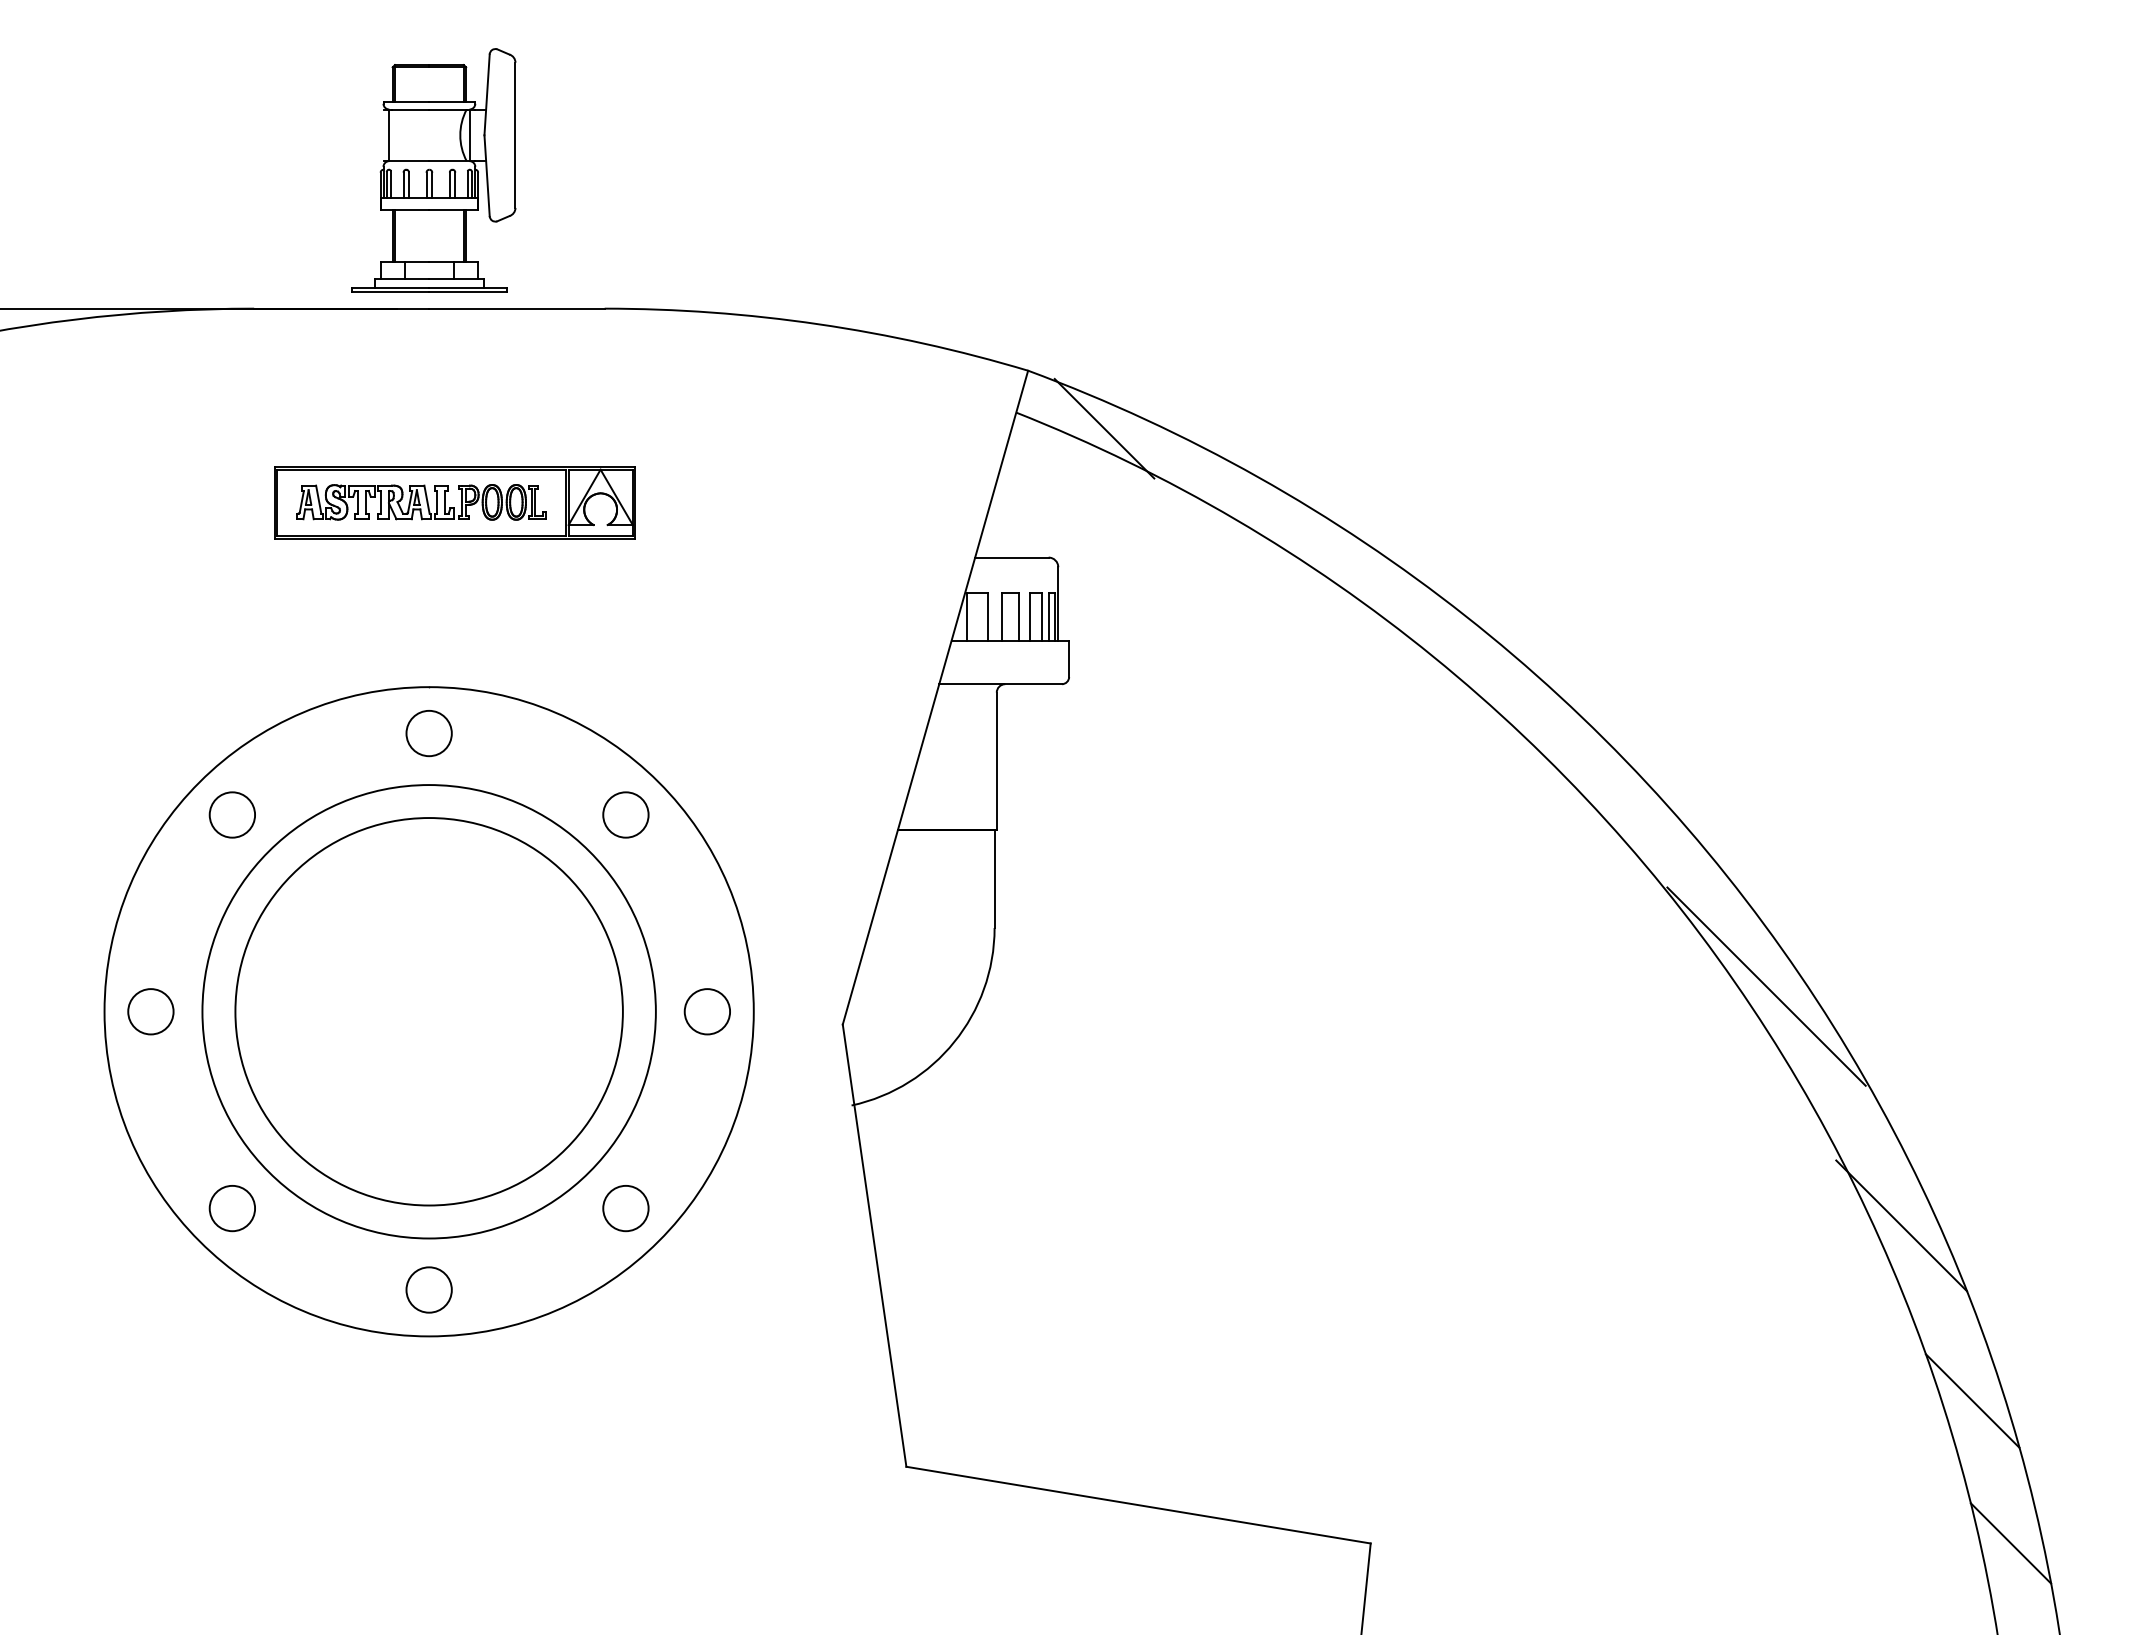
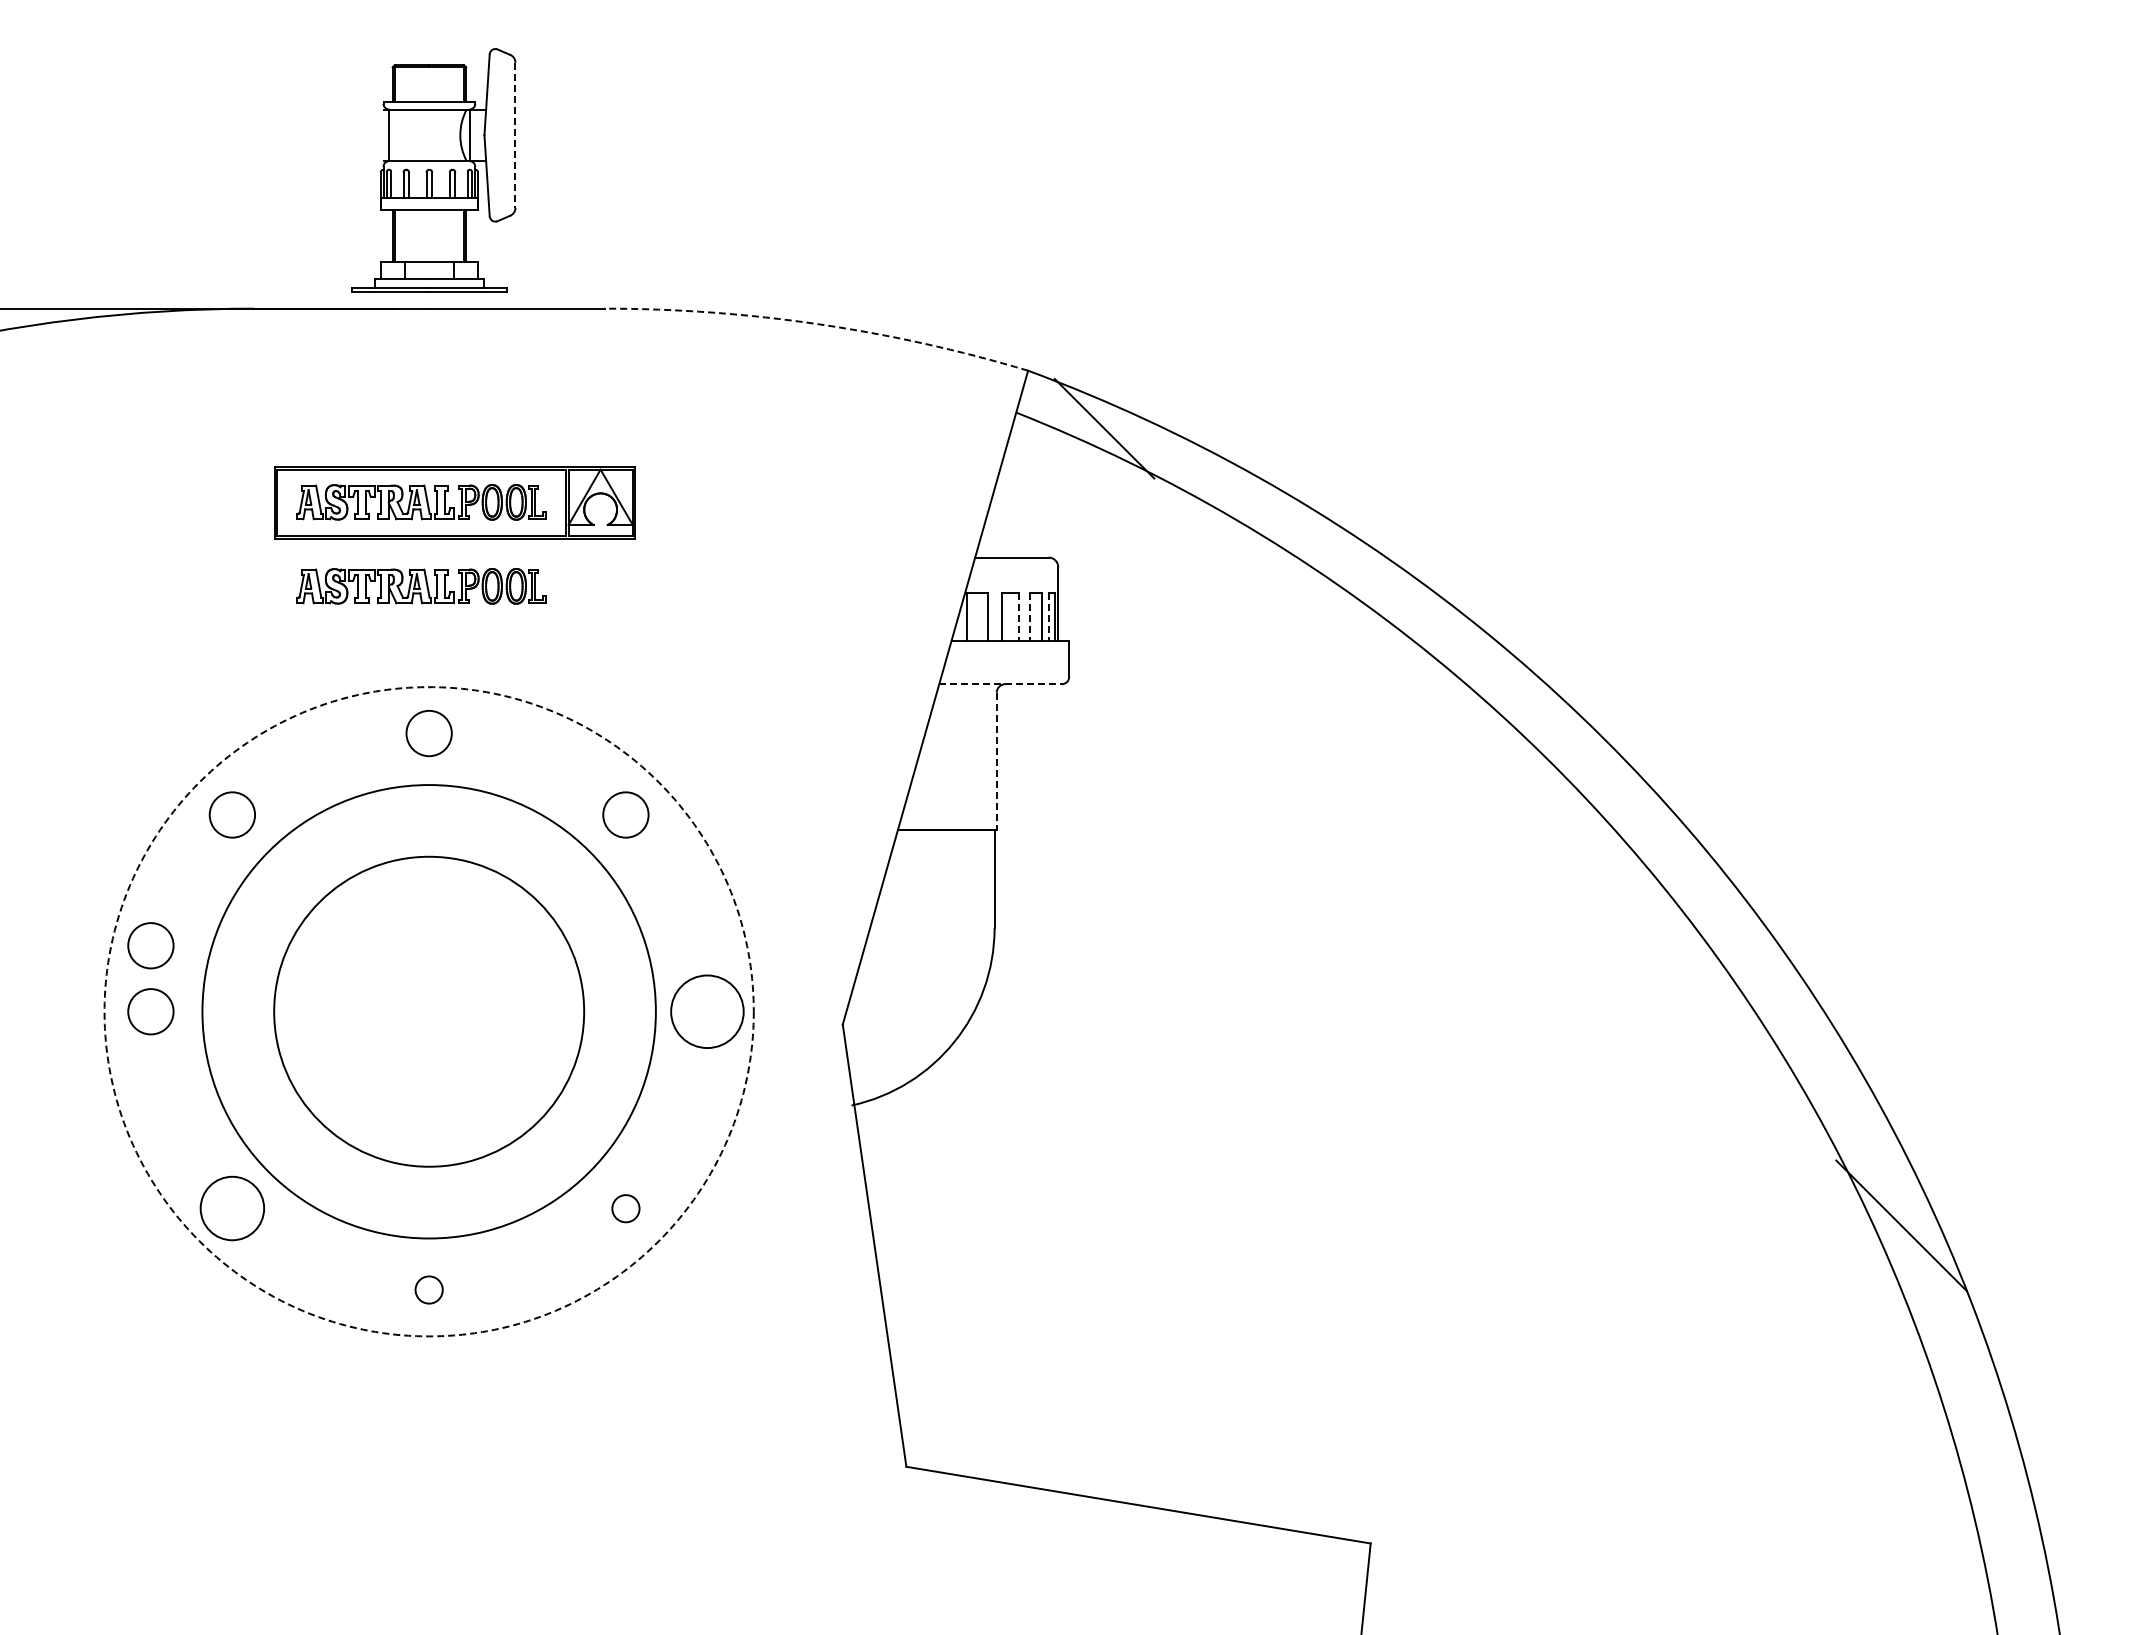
line: solid -> dashed (515, 135)
arc: solid -> dashed (818, 324)
part: none -> present (421, 586)
line: solid -> dashed (1019, 617)
line: solid -> dashed (1030, 617)
line: solid -> dashed (1049, 617)
line: solid -> dashed (1001, 684)
line: solid -> dashed (996, 761)
circle: none -> present (150, 945)
line: present -> none (1766, 986)
circle diameter: 387 px -> 310 px (429, 1011)
circle: solid -> dashed (428, 1011)
circle diameter: 45 px -> 73 px (707, 1011)
circle diameter: 45 px -> 63 px (232, 1208)
circle size: 48x48 px -> 30x30 px (625, 1208)
circle diameter: 45 px -> 27 px (428, 1289)
line: present -> none (1972, 1400)
line: present -> none (2010, 1543)
